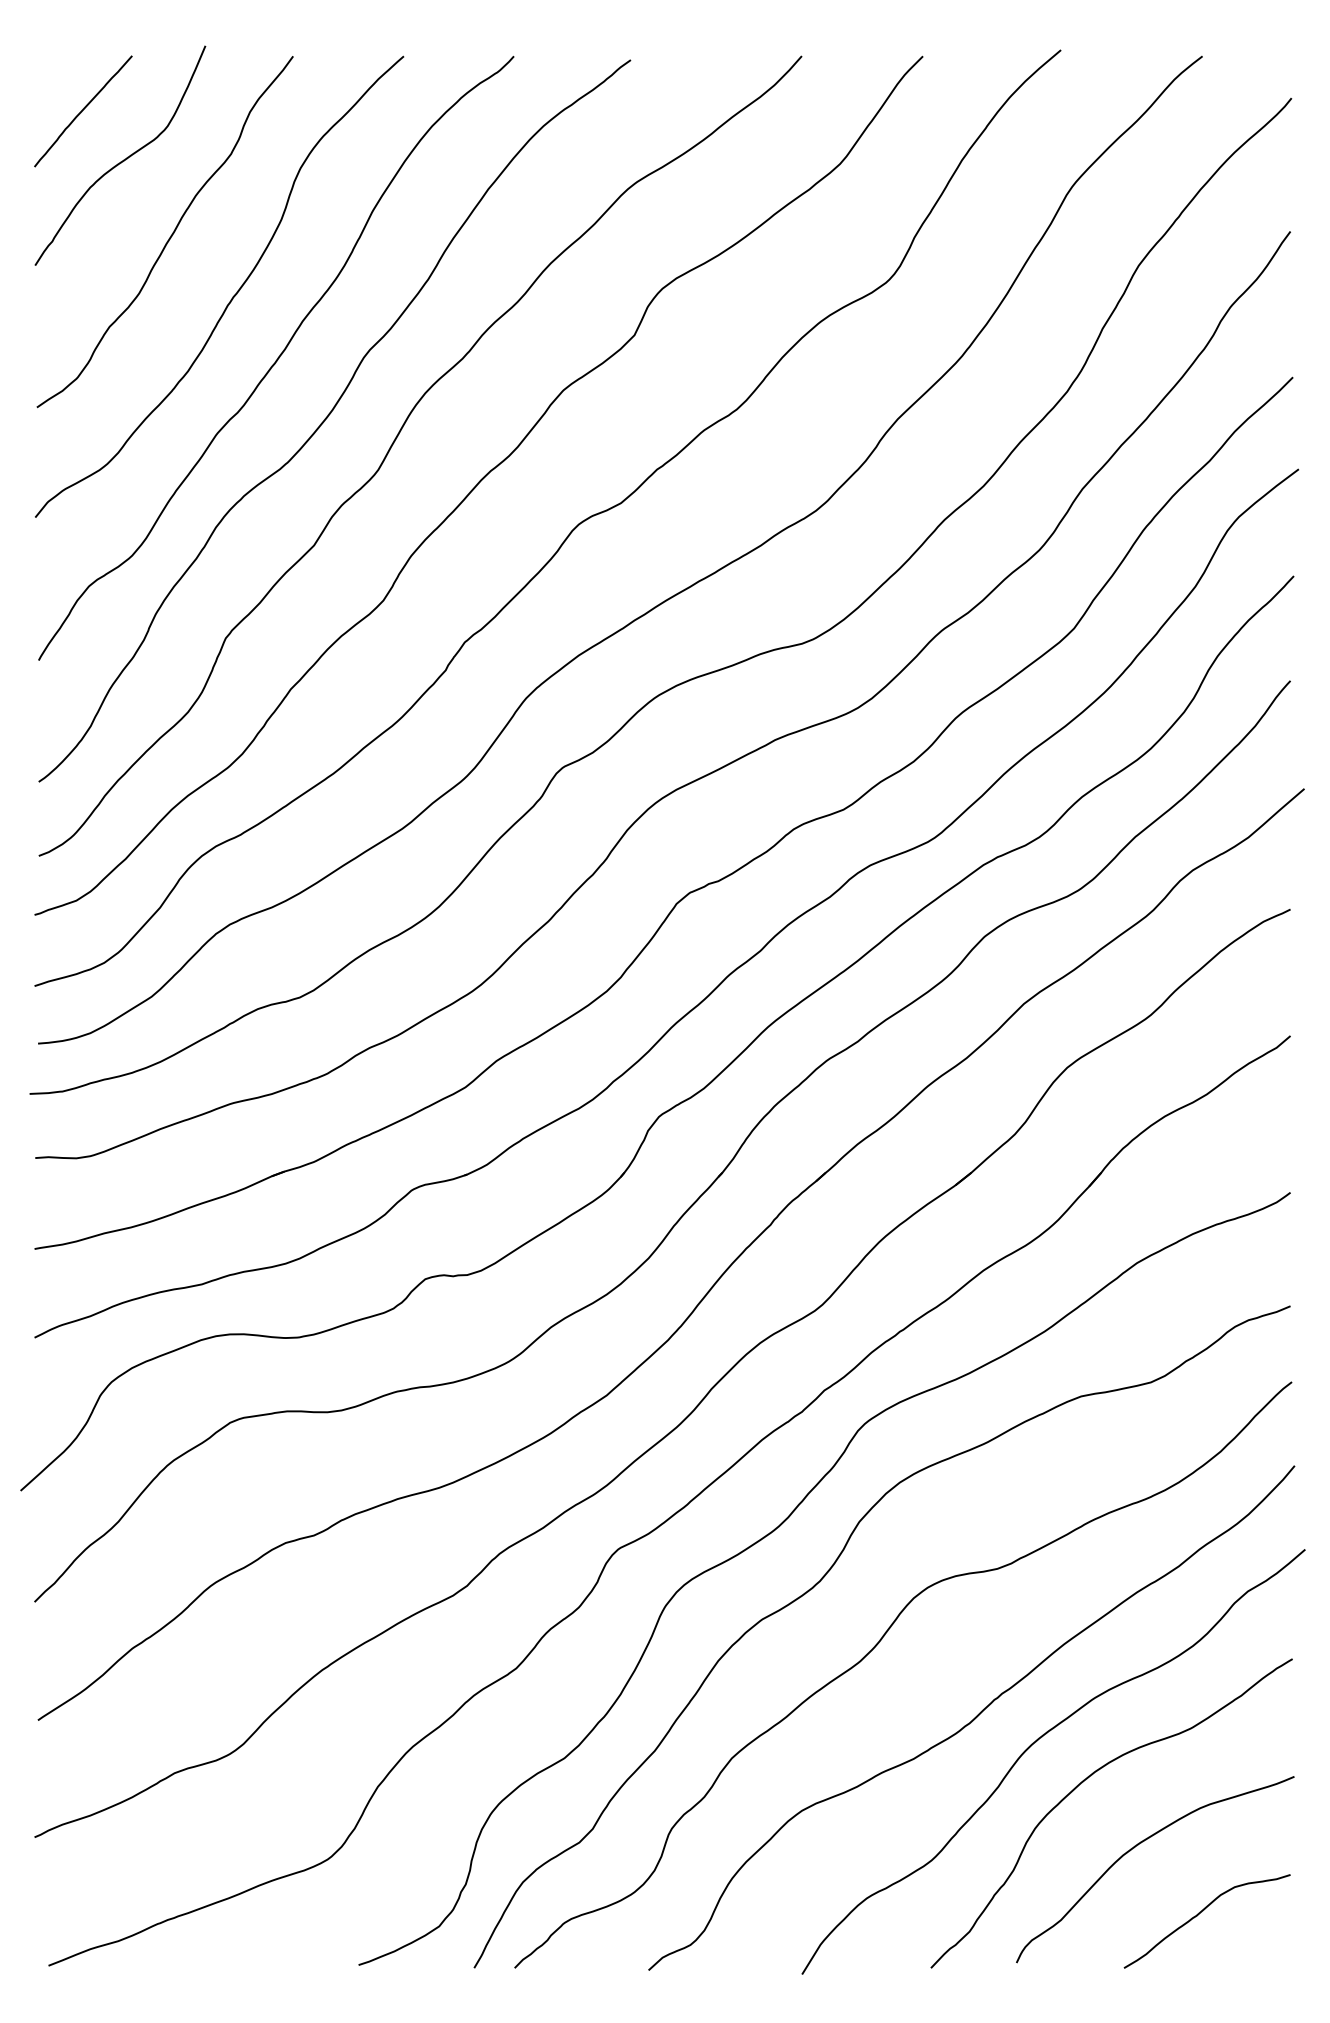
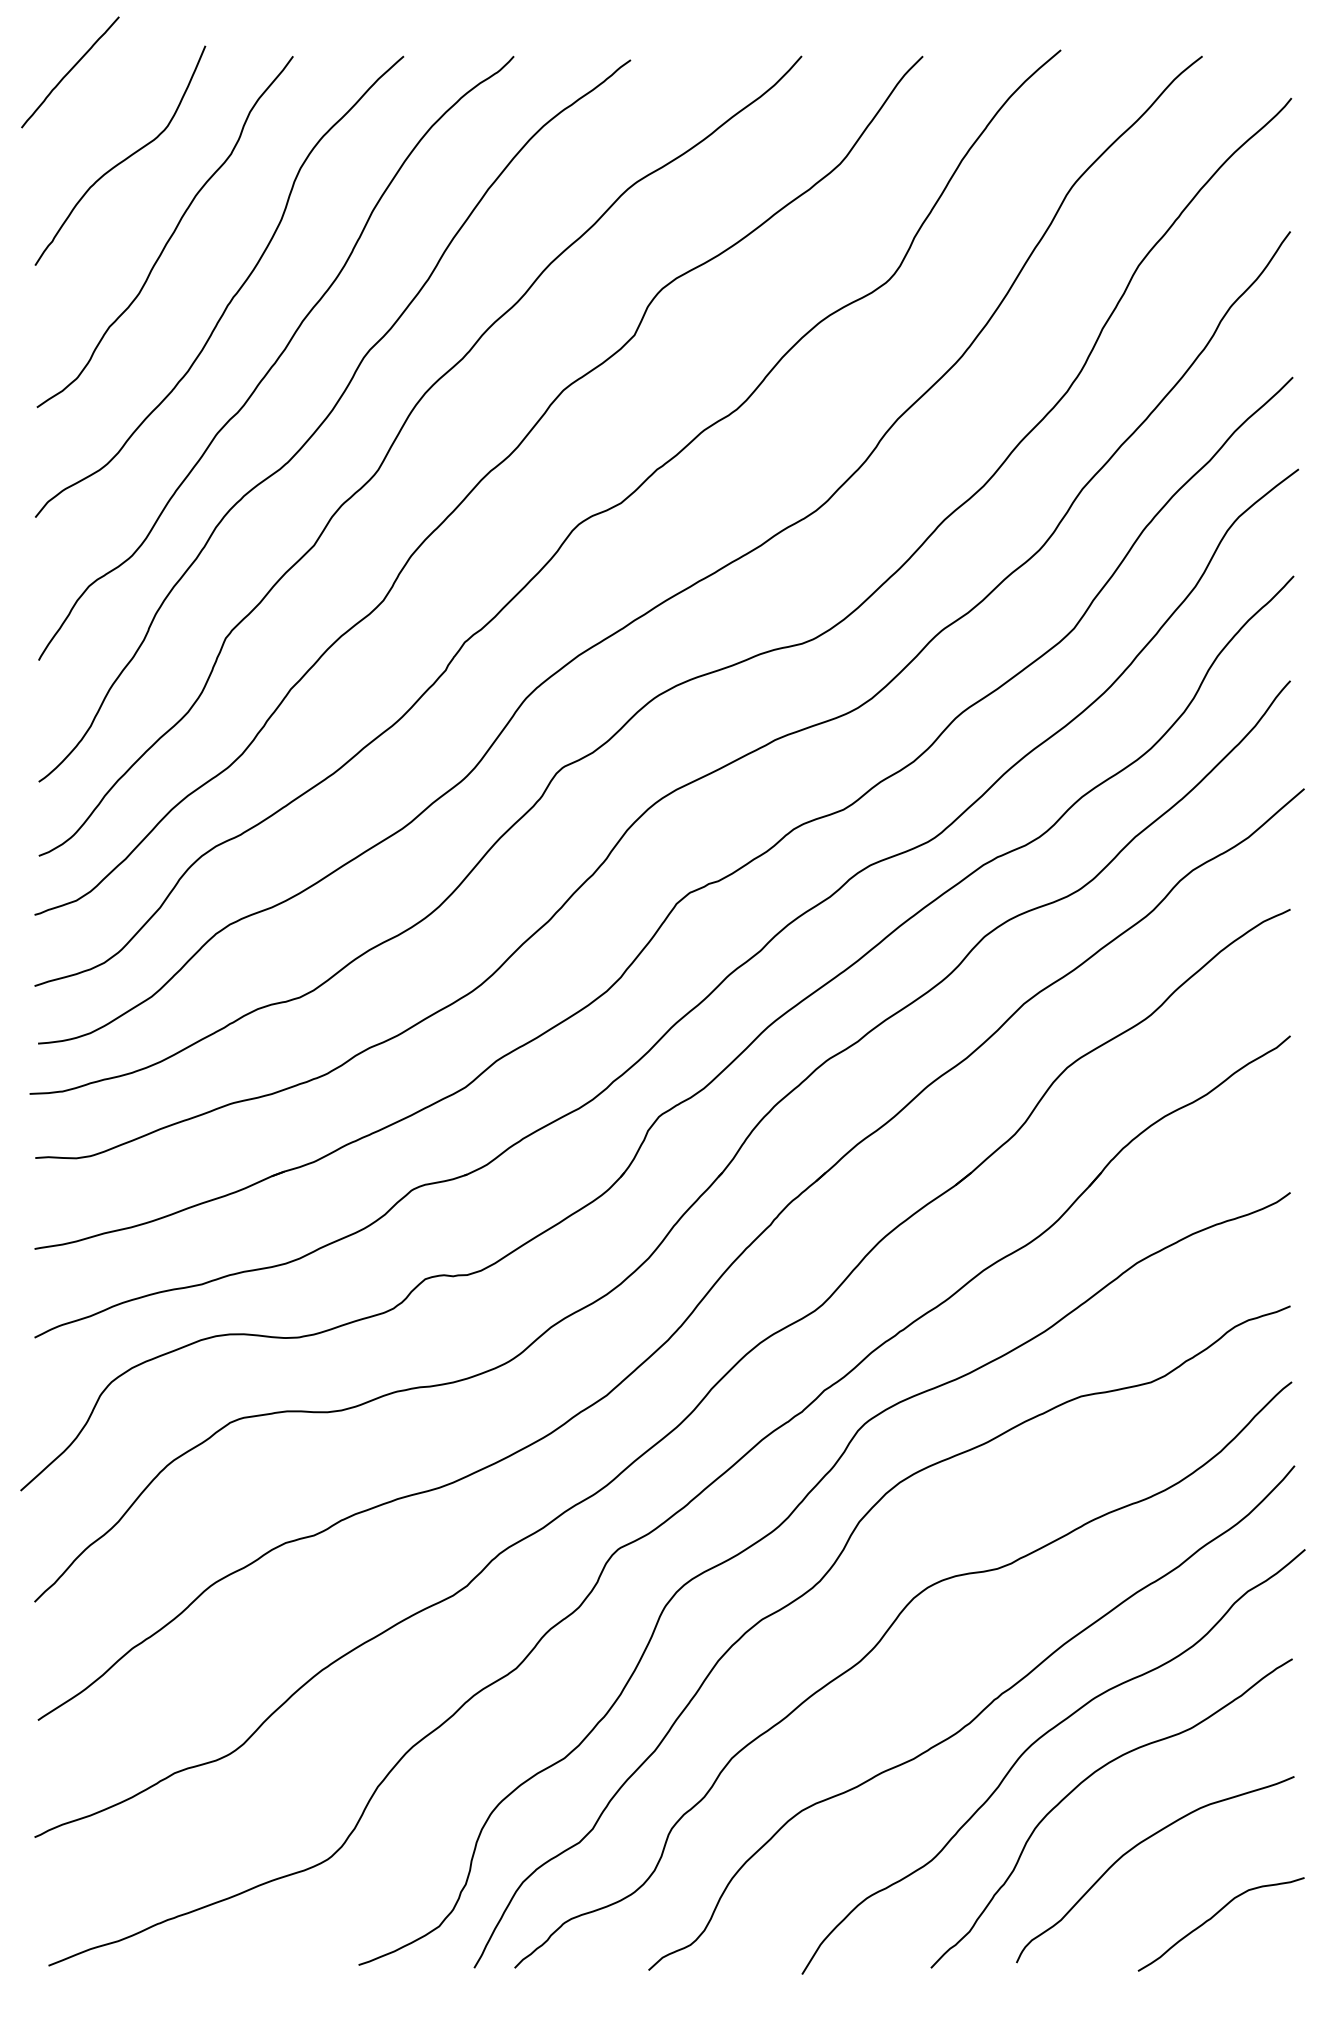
curve position: (83, 110) -> (70, 71) (70, 71)
curve position: (1199, 1914) -> (1213, 1917) (1213, 1917)
